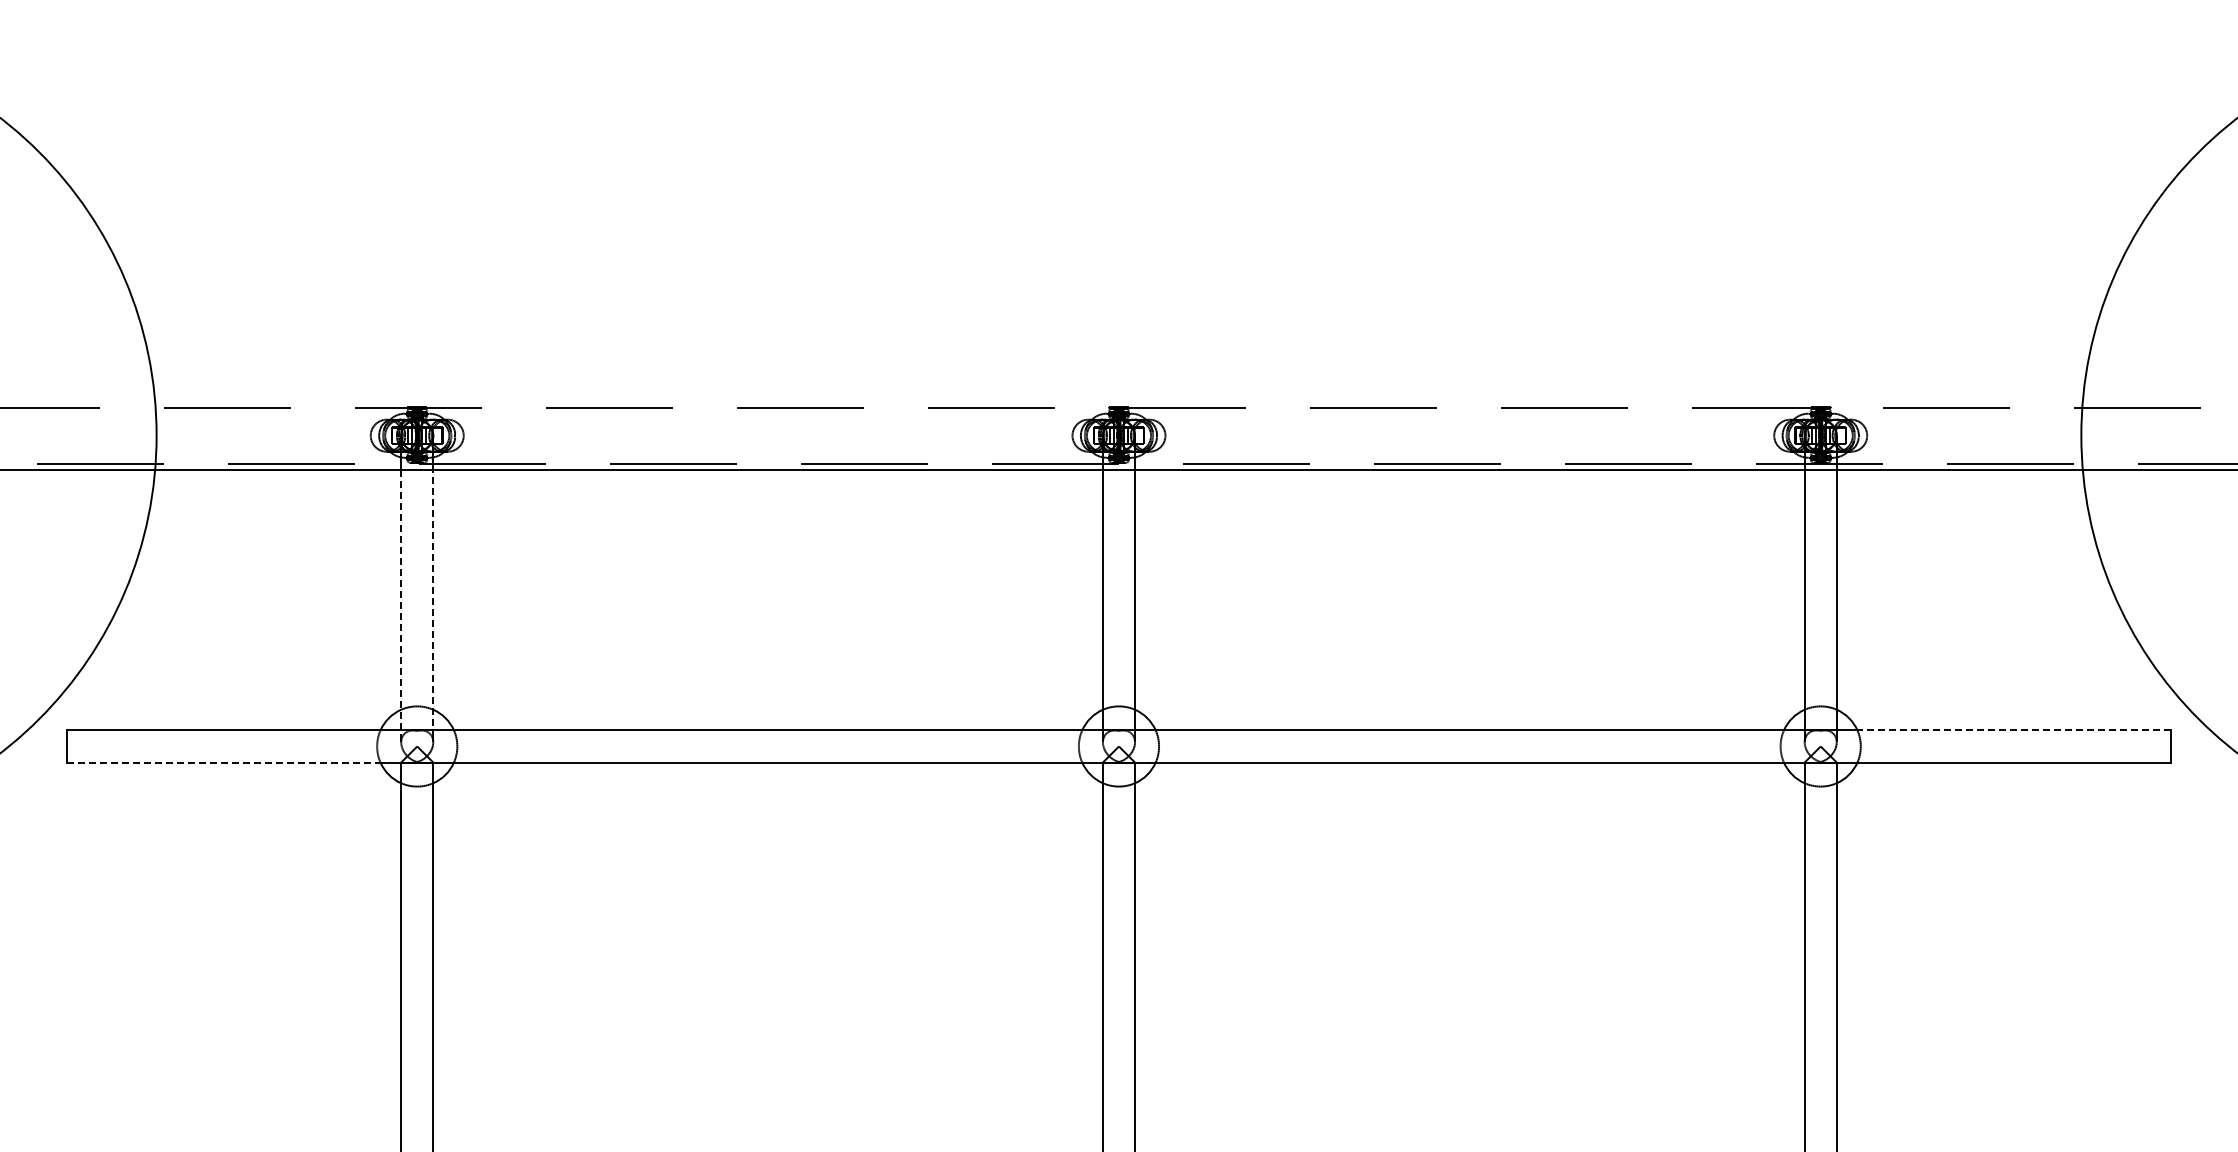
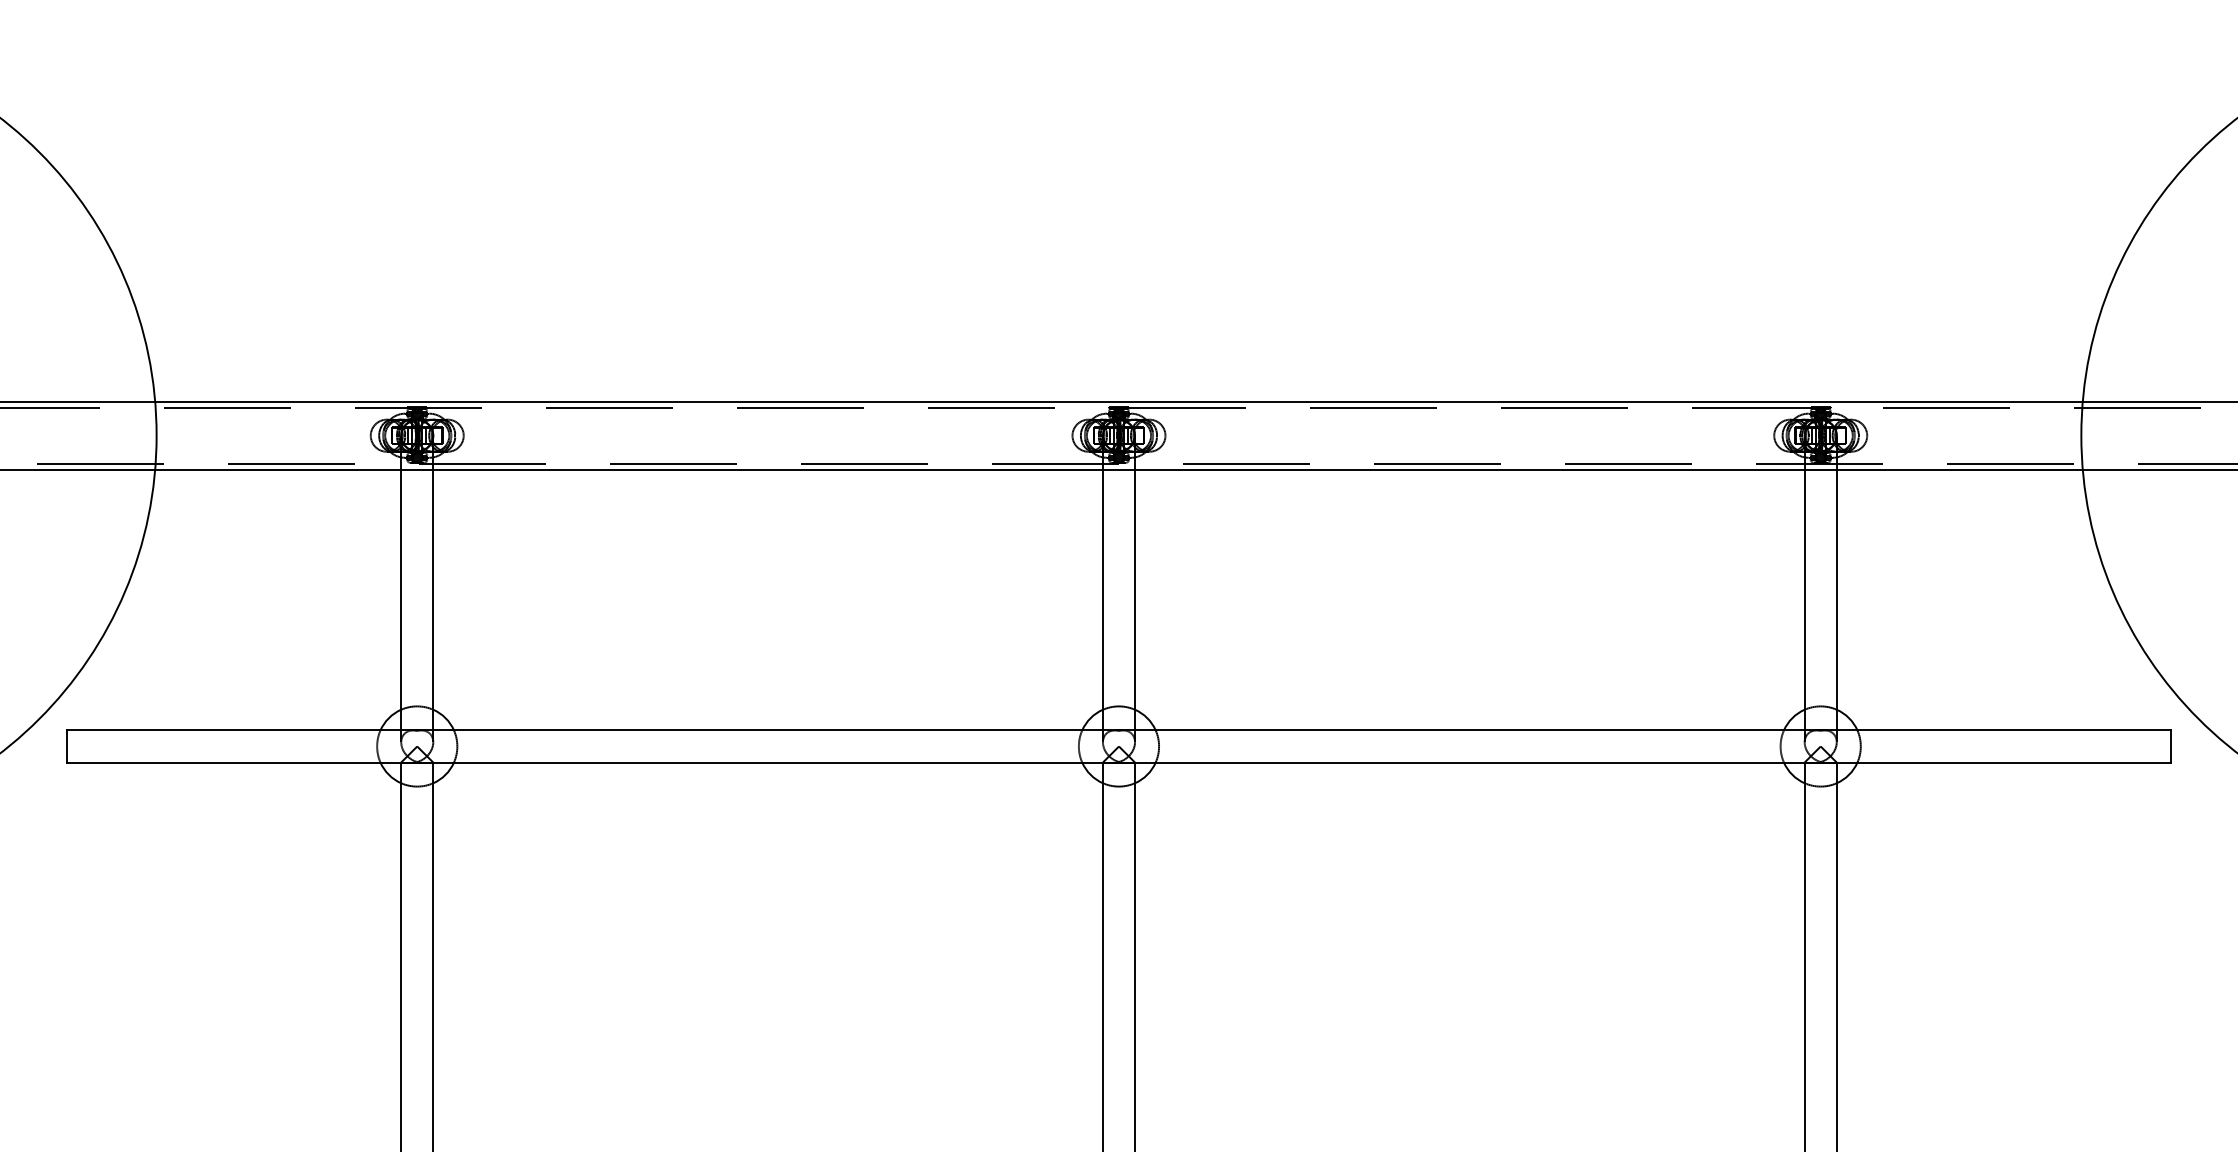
line: none -> present (1118, 401)
line: dashed -> solid (401, 603)
line: dashed -> solid (433, 603)
line: dashed -> solid (2014, 730)
line: dashed -> solid (223, 762)
